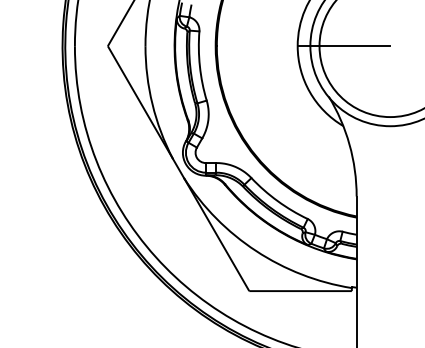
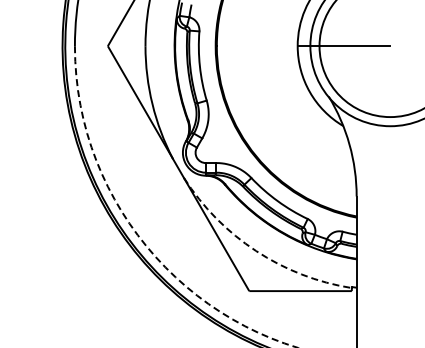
arc: solid -> dashed (137, 235)
arc: solid -> dashed (256, 251)
